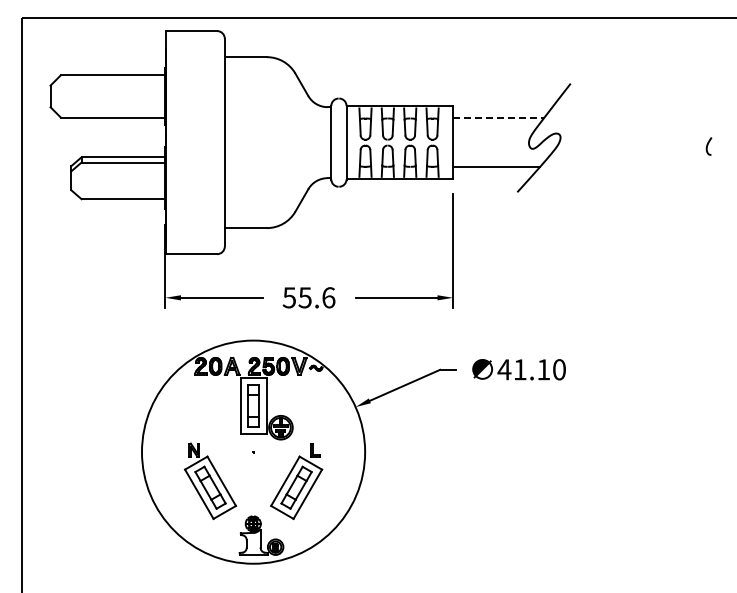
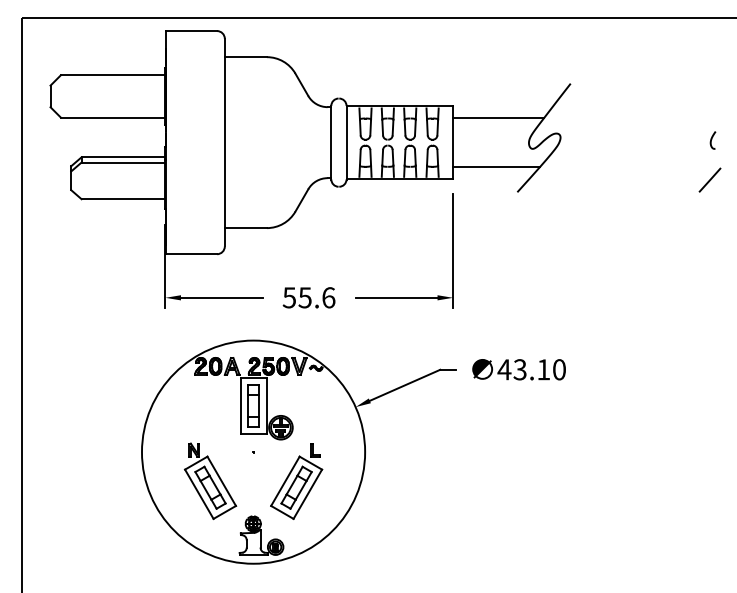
line: dashed -> solid (499, 118)
curve position: (708, 145) -> (712, 139) (712, 139)
line: none -> present (709, 179)
text: 41.10 -> 43.10 (519, 369)
